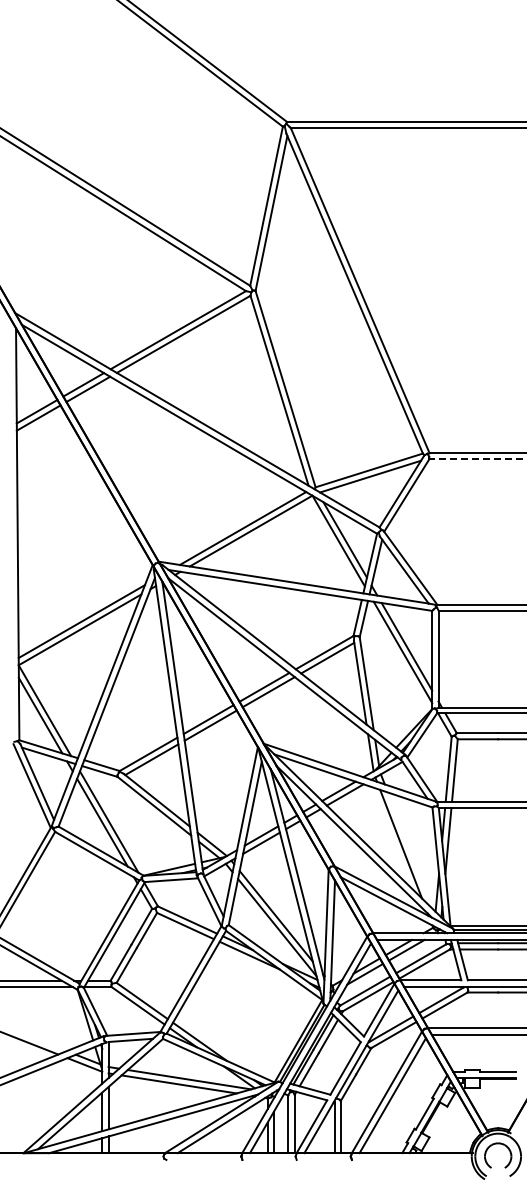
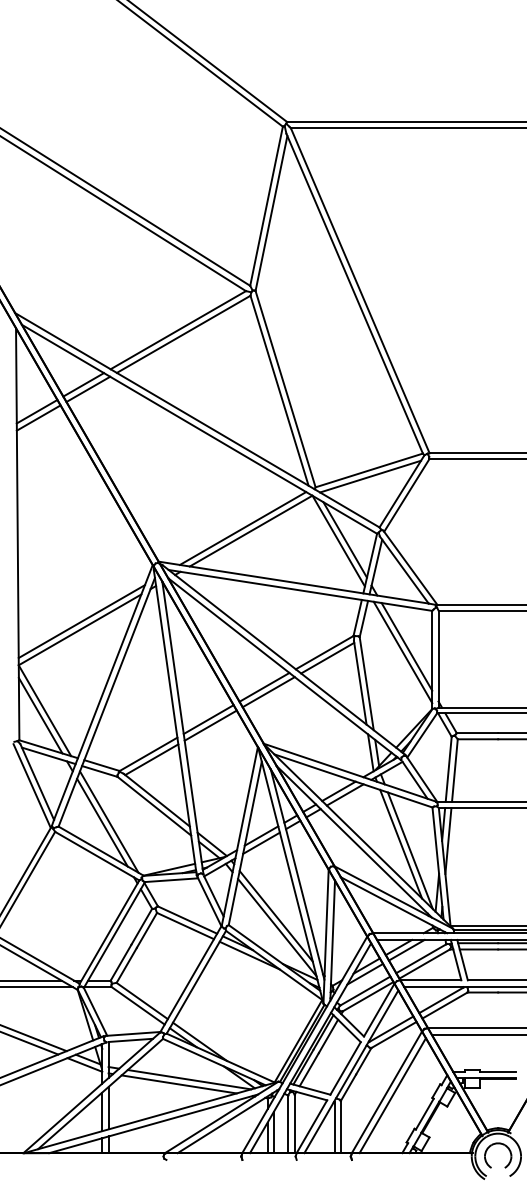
line: dashed -> solid (477, 459)
line: none -> present (409, 850)
line: none -> present (34, 1038)
